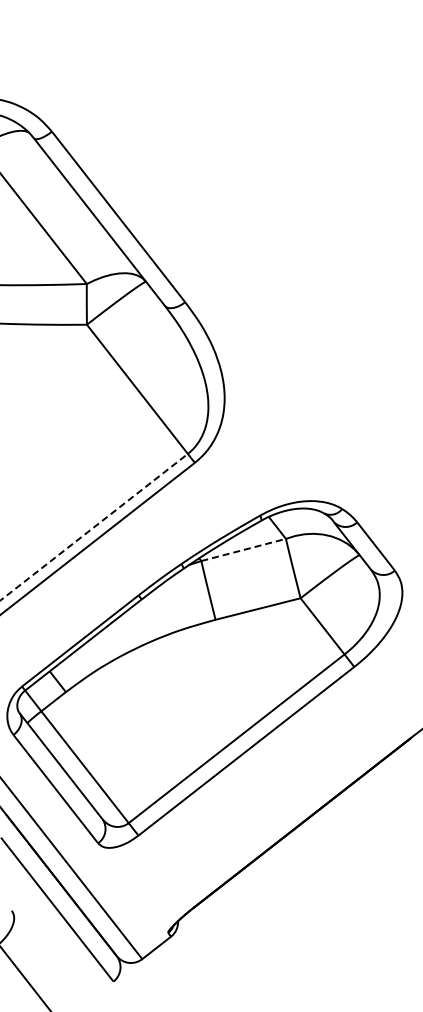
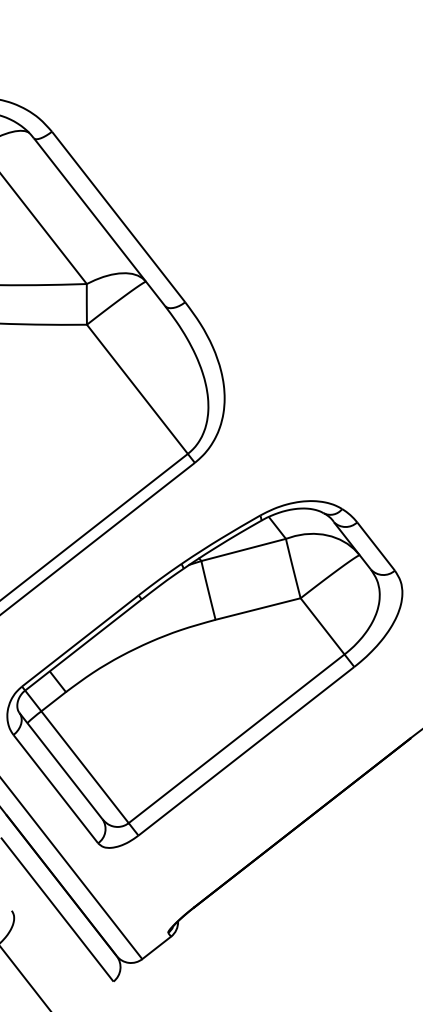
line: dashed -> solid (94, 527)
line: dashed -> solid (243, 549)
